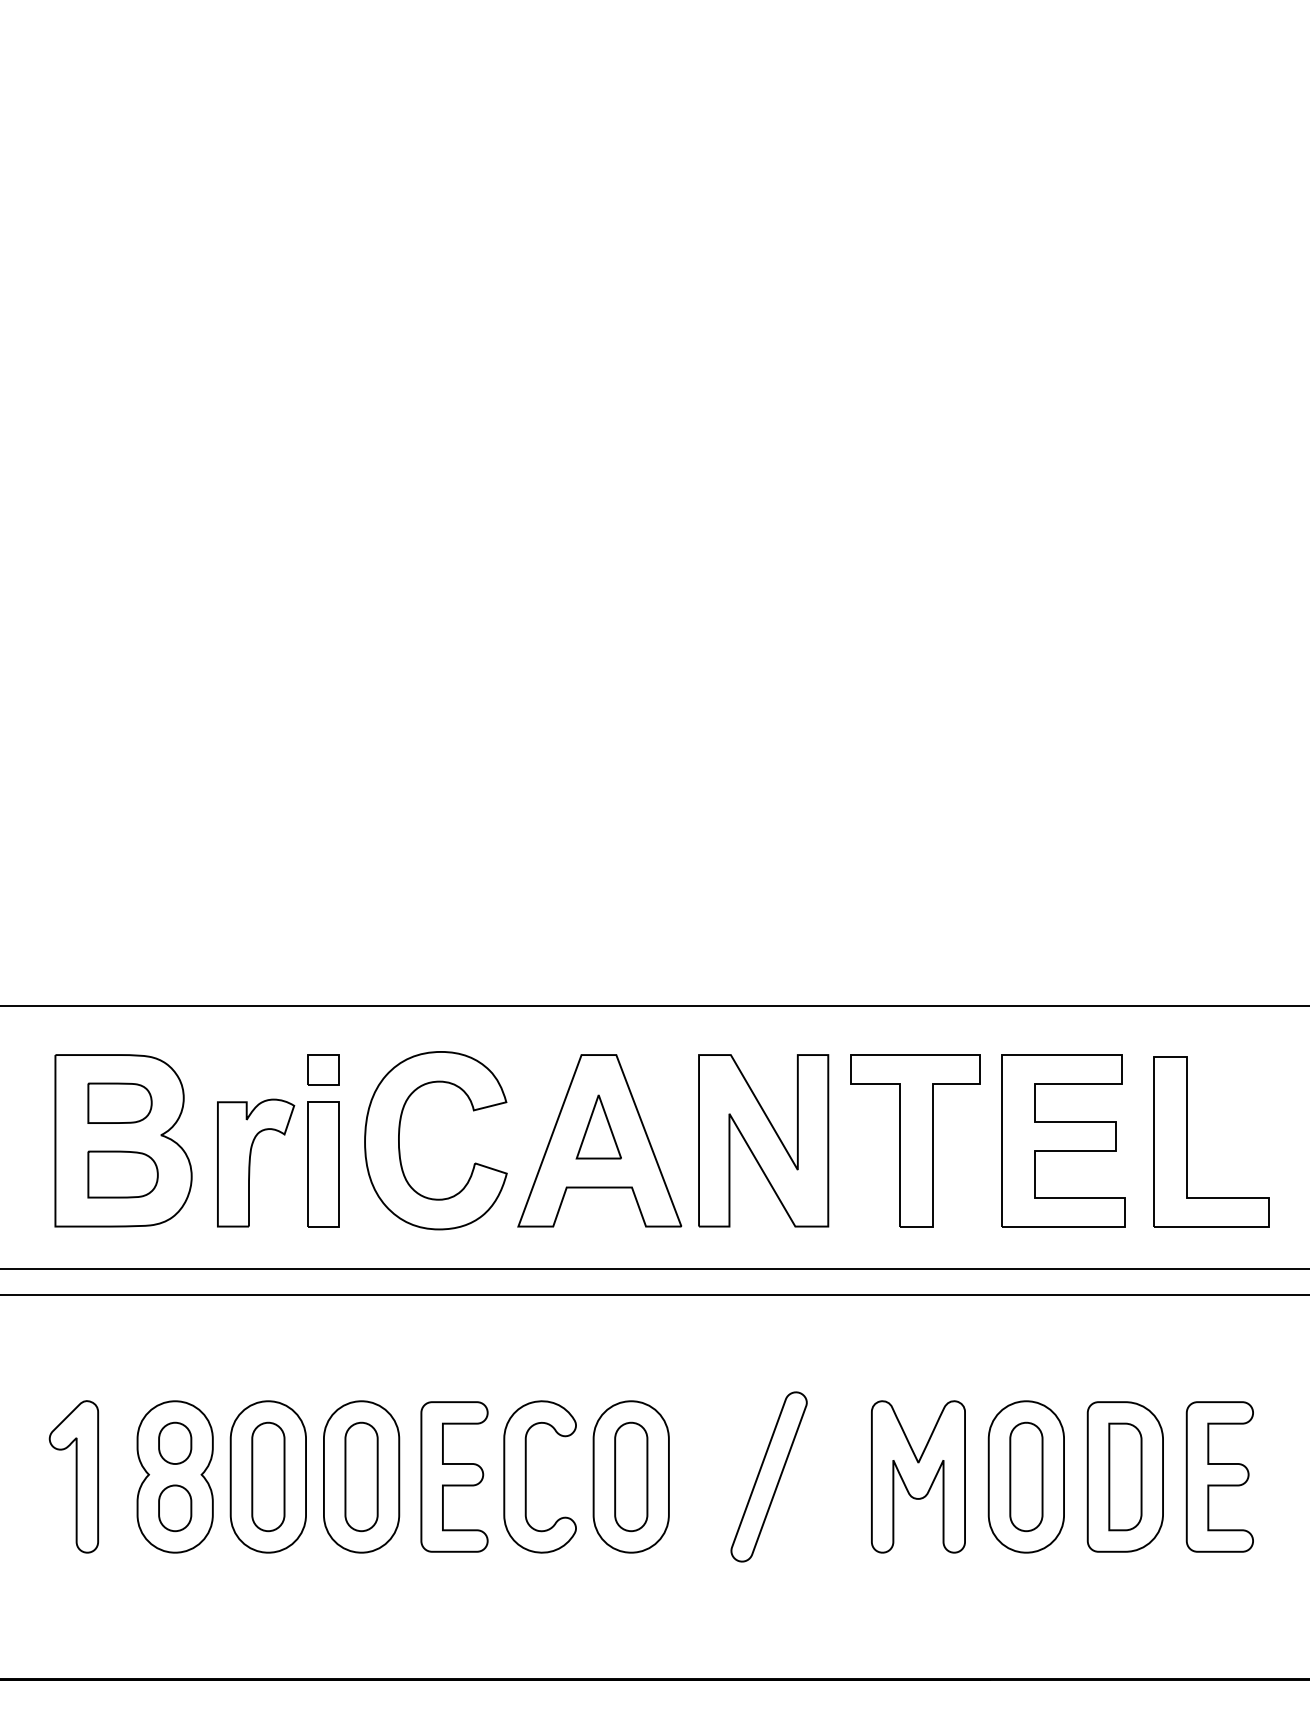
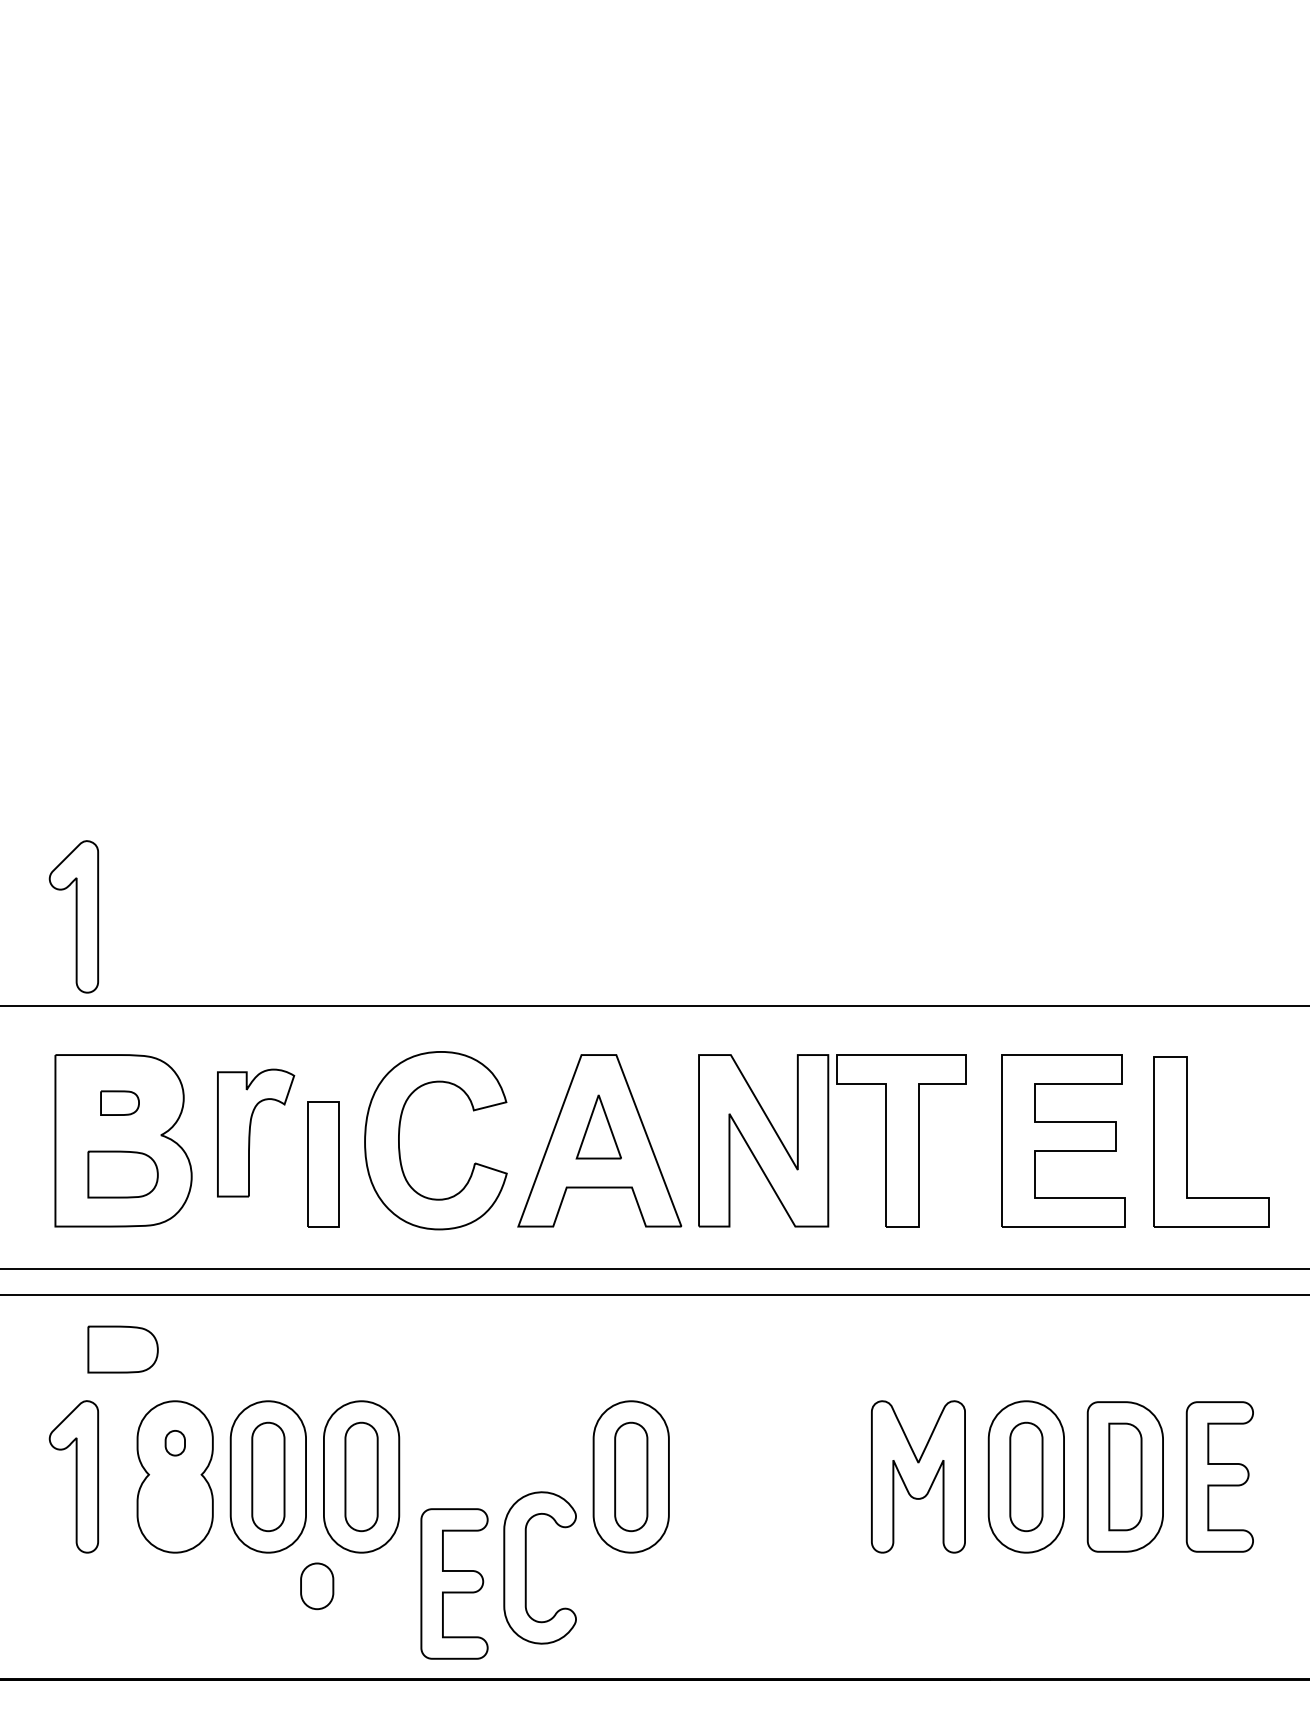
part: none -> present (73, 916)
part: present -> none (323, 1069)
part size: 66x42 px -> 40x26 px (119, 1102)
part position: (915, 1140) -> (901, 1140) (901, 1140)
part position: (256, 1162) -> (256, 1132) (256, 1132)
part: none -> present (122, 1349)
part size: 35x44 px -> 22x27 px (174, 1443)
part position: (454, 1476) -> (454, 1583) (454, 1583)
part position: (526, 1476) -> (526, 1567) (526, 1567)
part: present -> none (768, 1476)
part position: (175, 1508) -> (317, 1586) (317, 1586)
